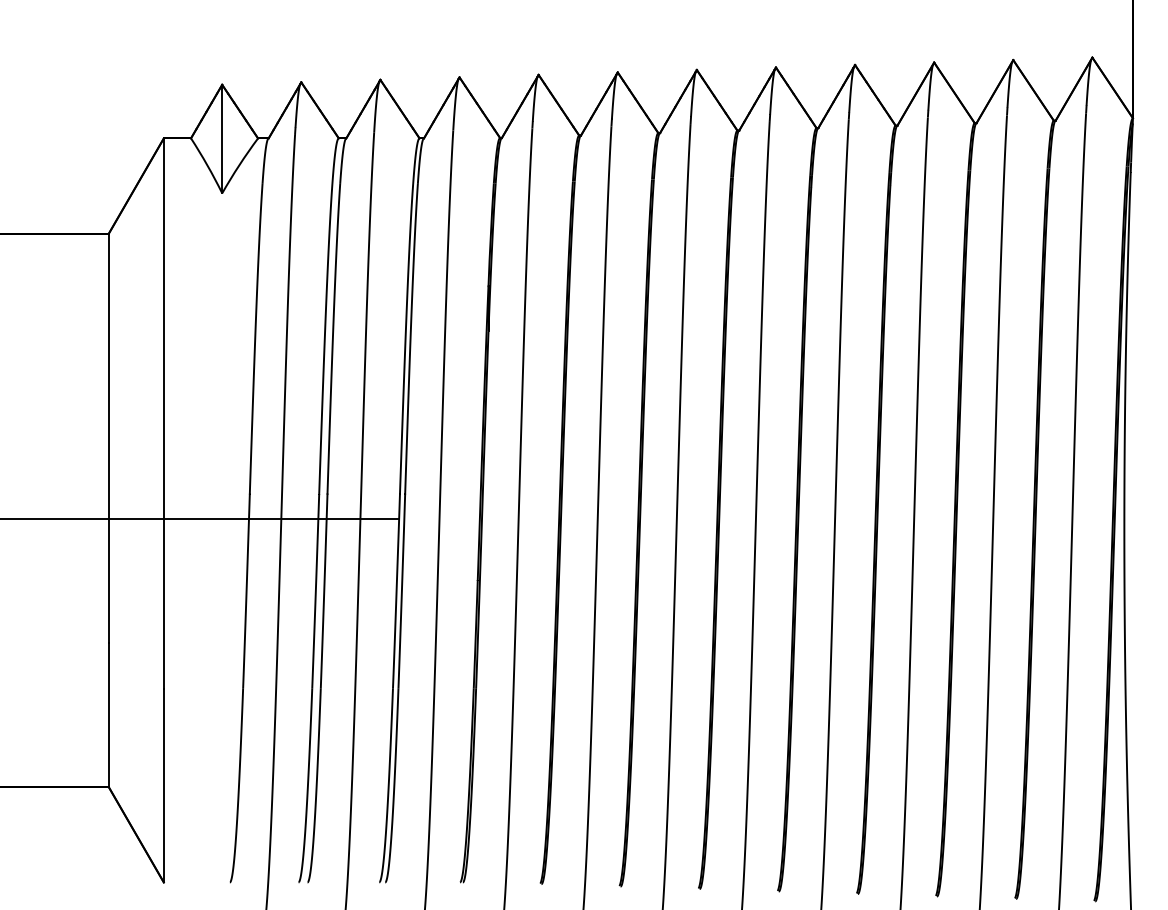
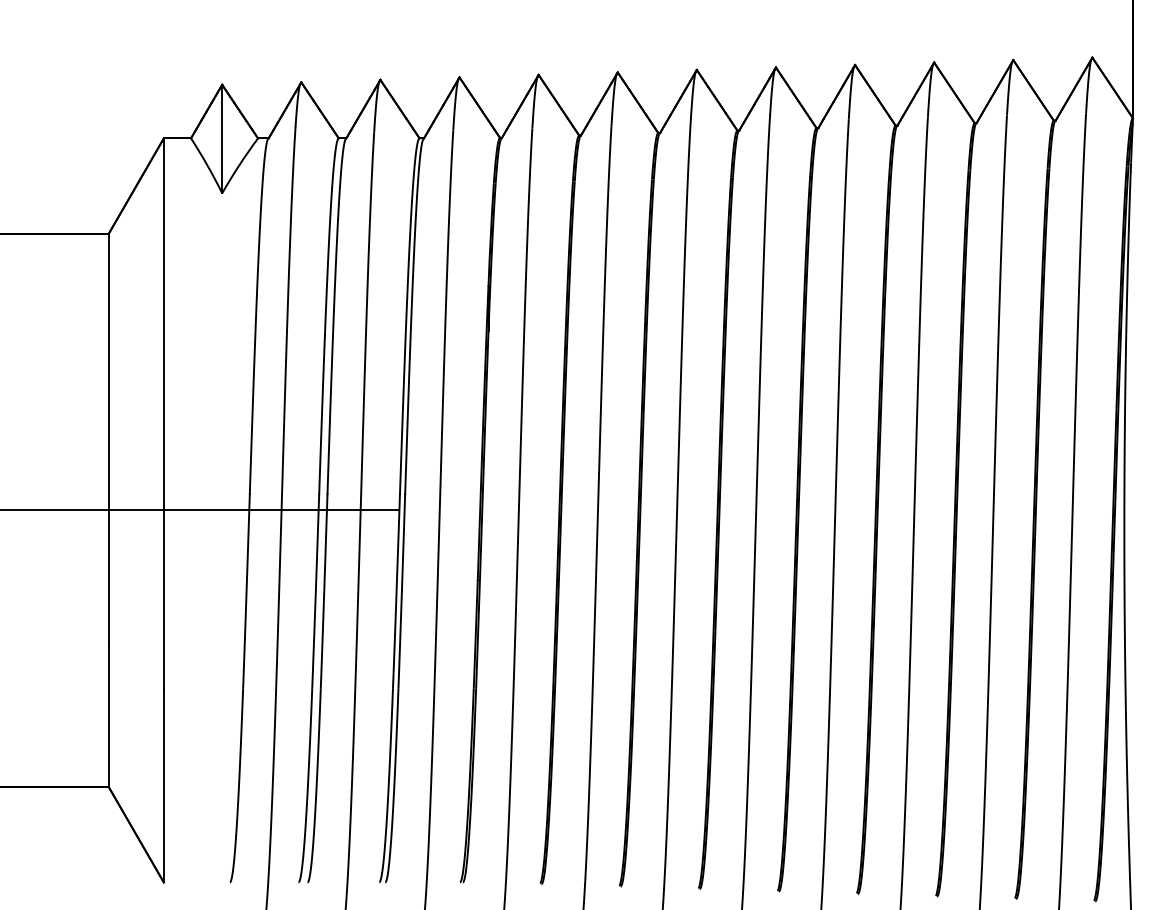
line position: (200, 519) -> (200, 510) (200, 510)
